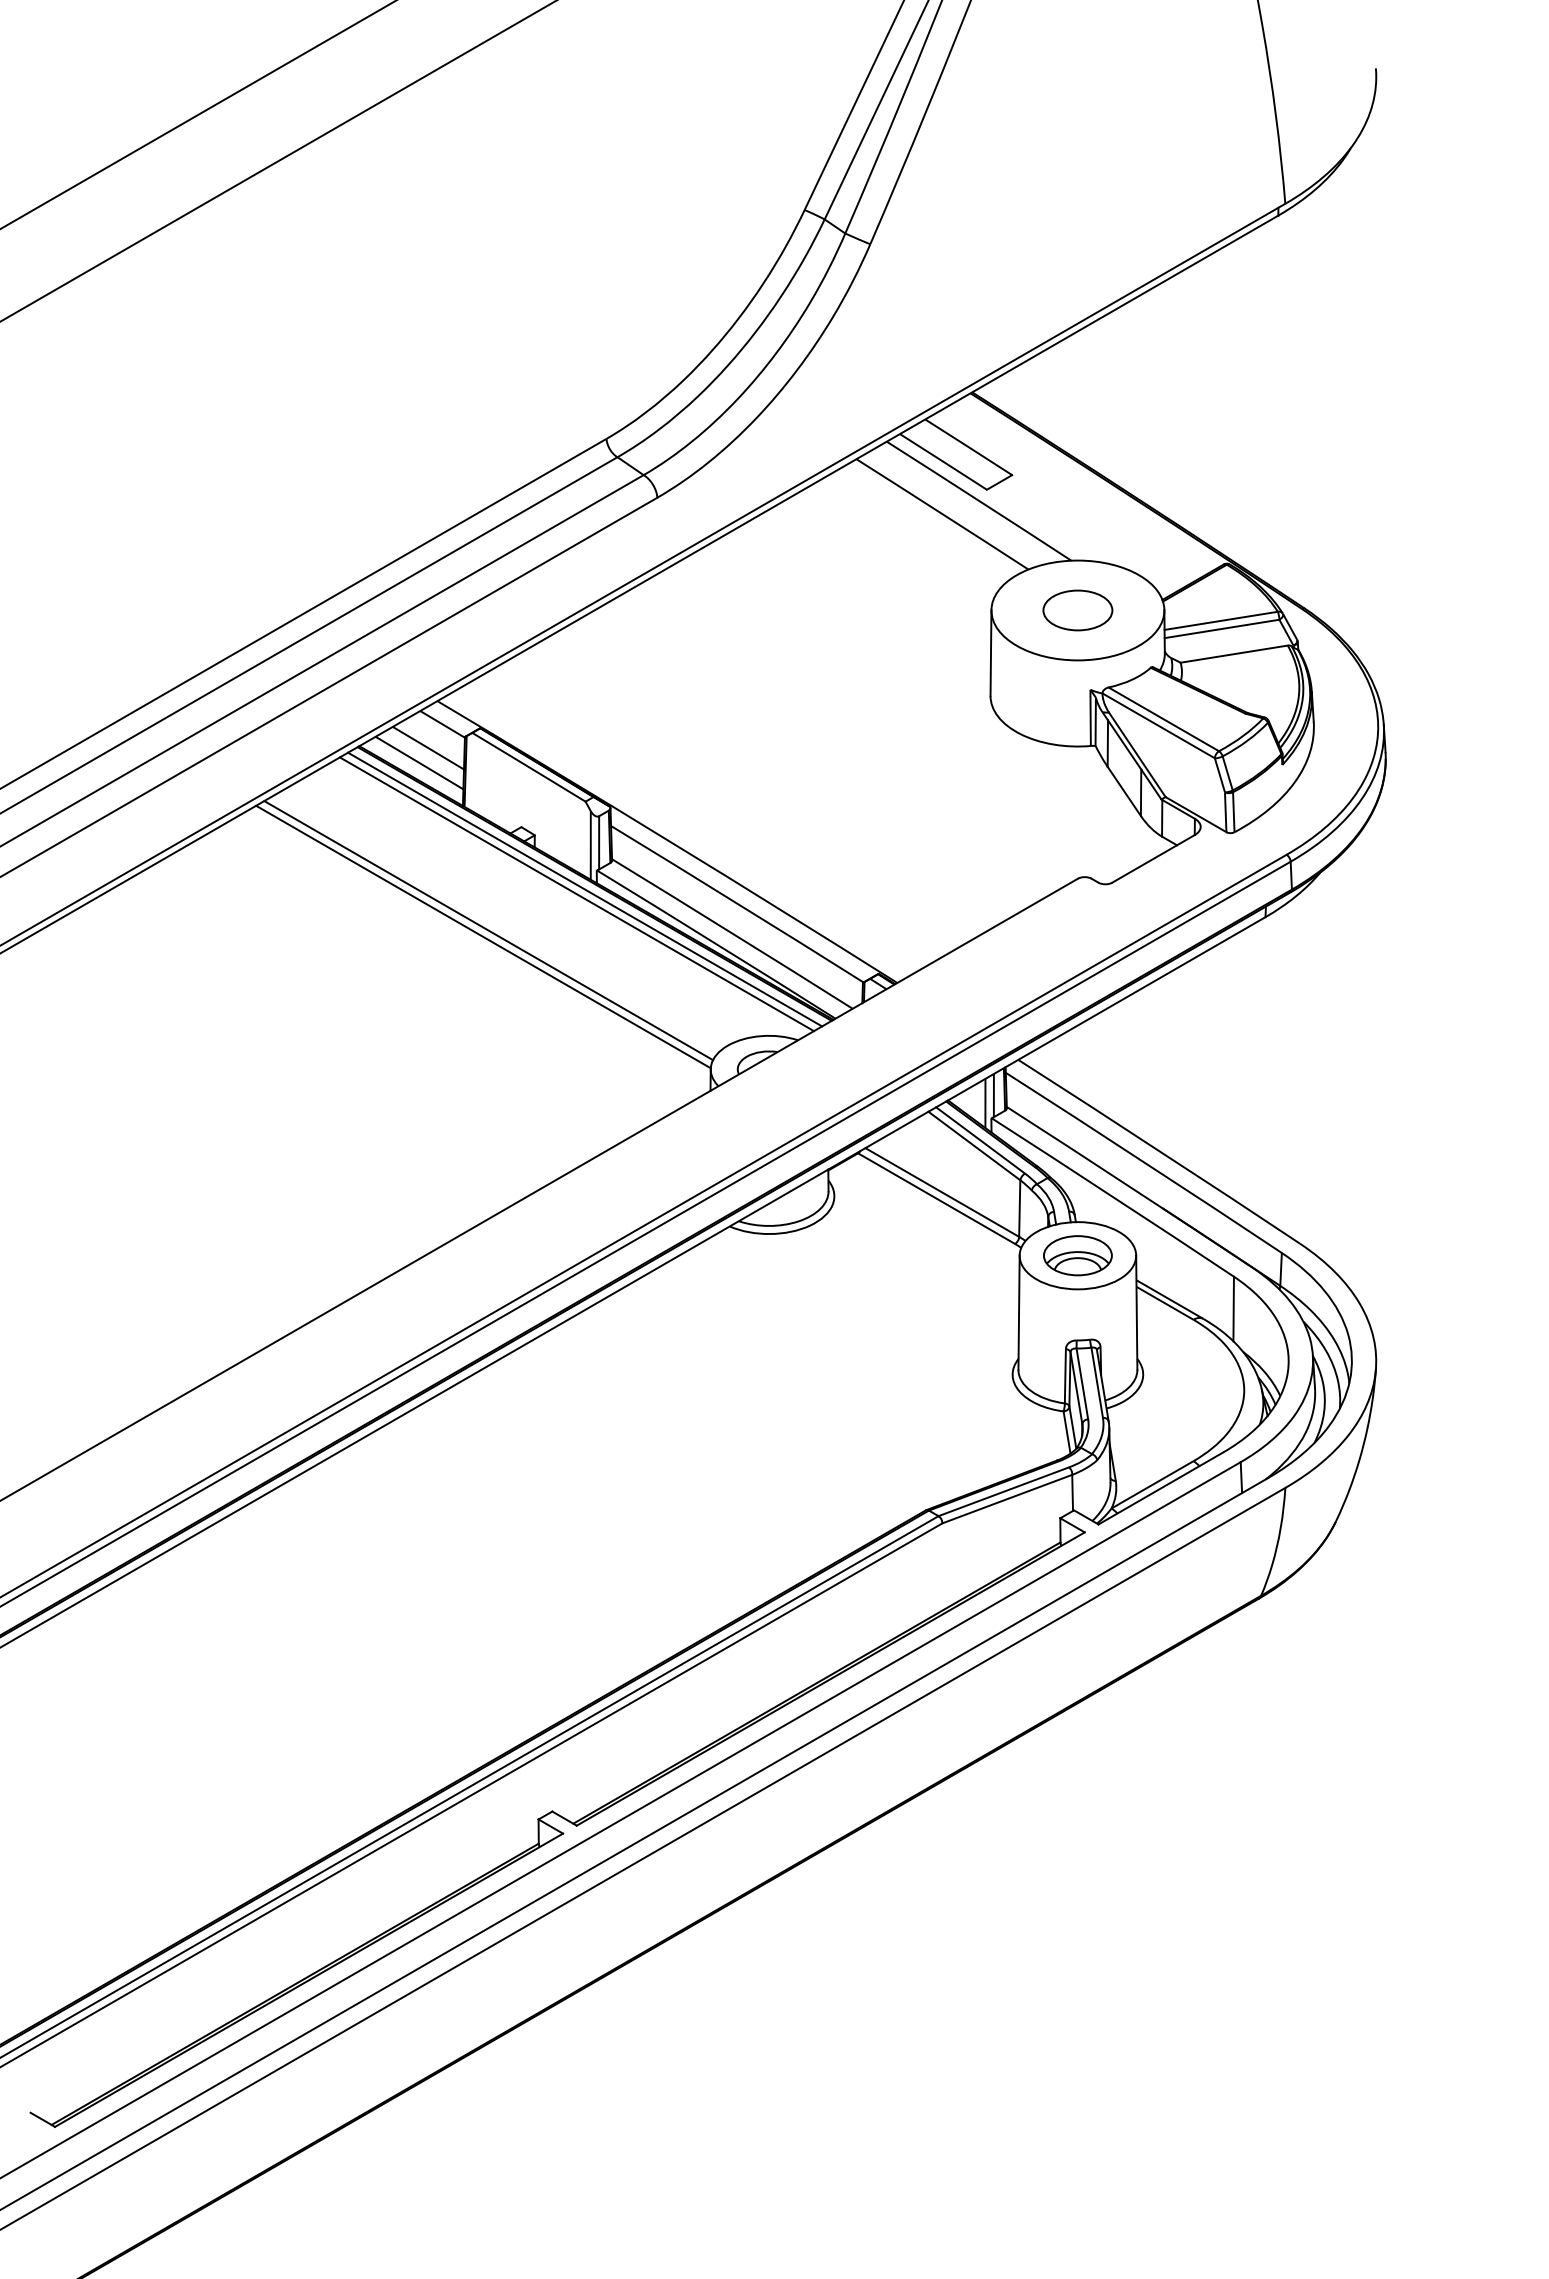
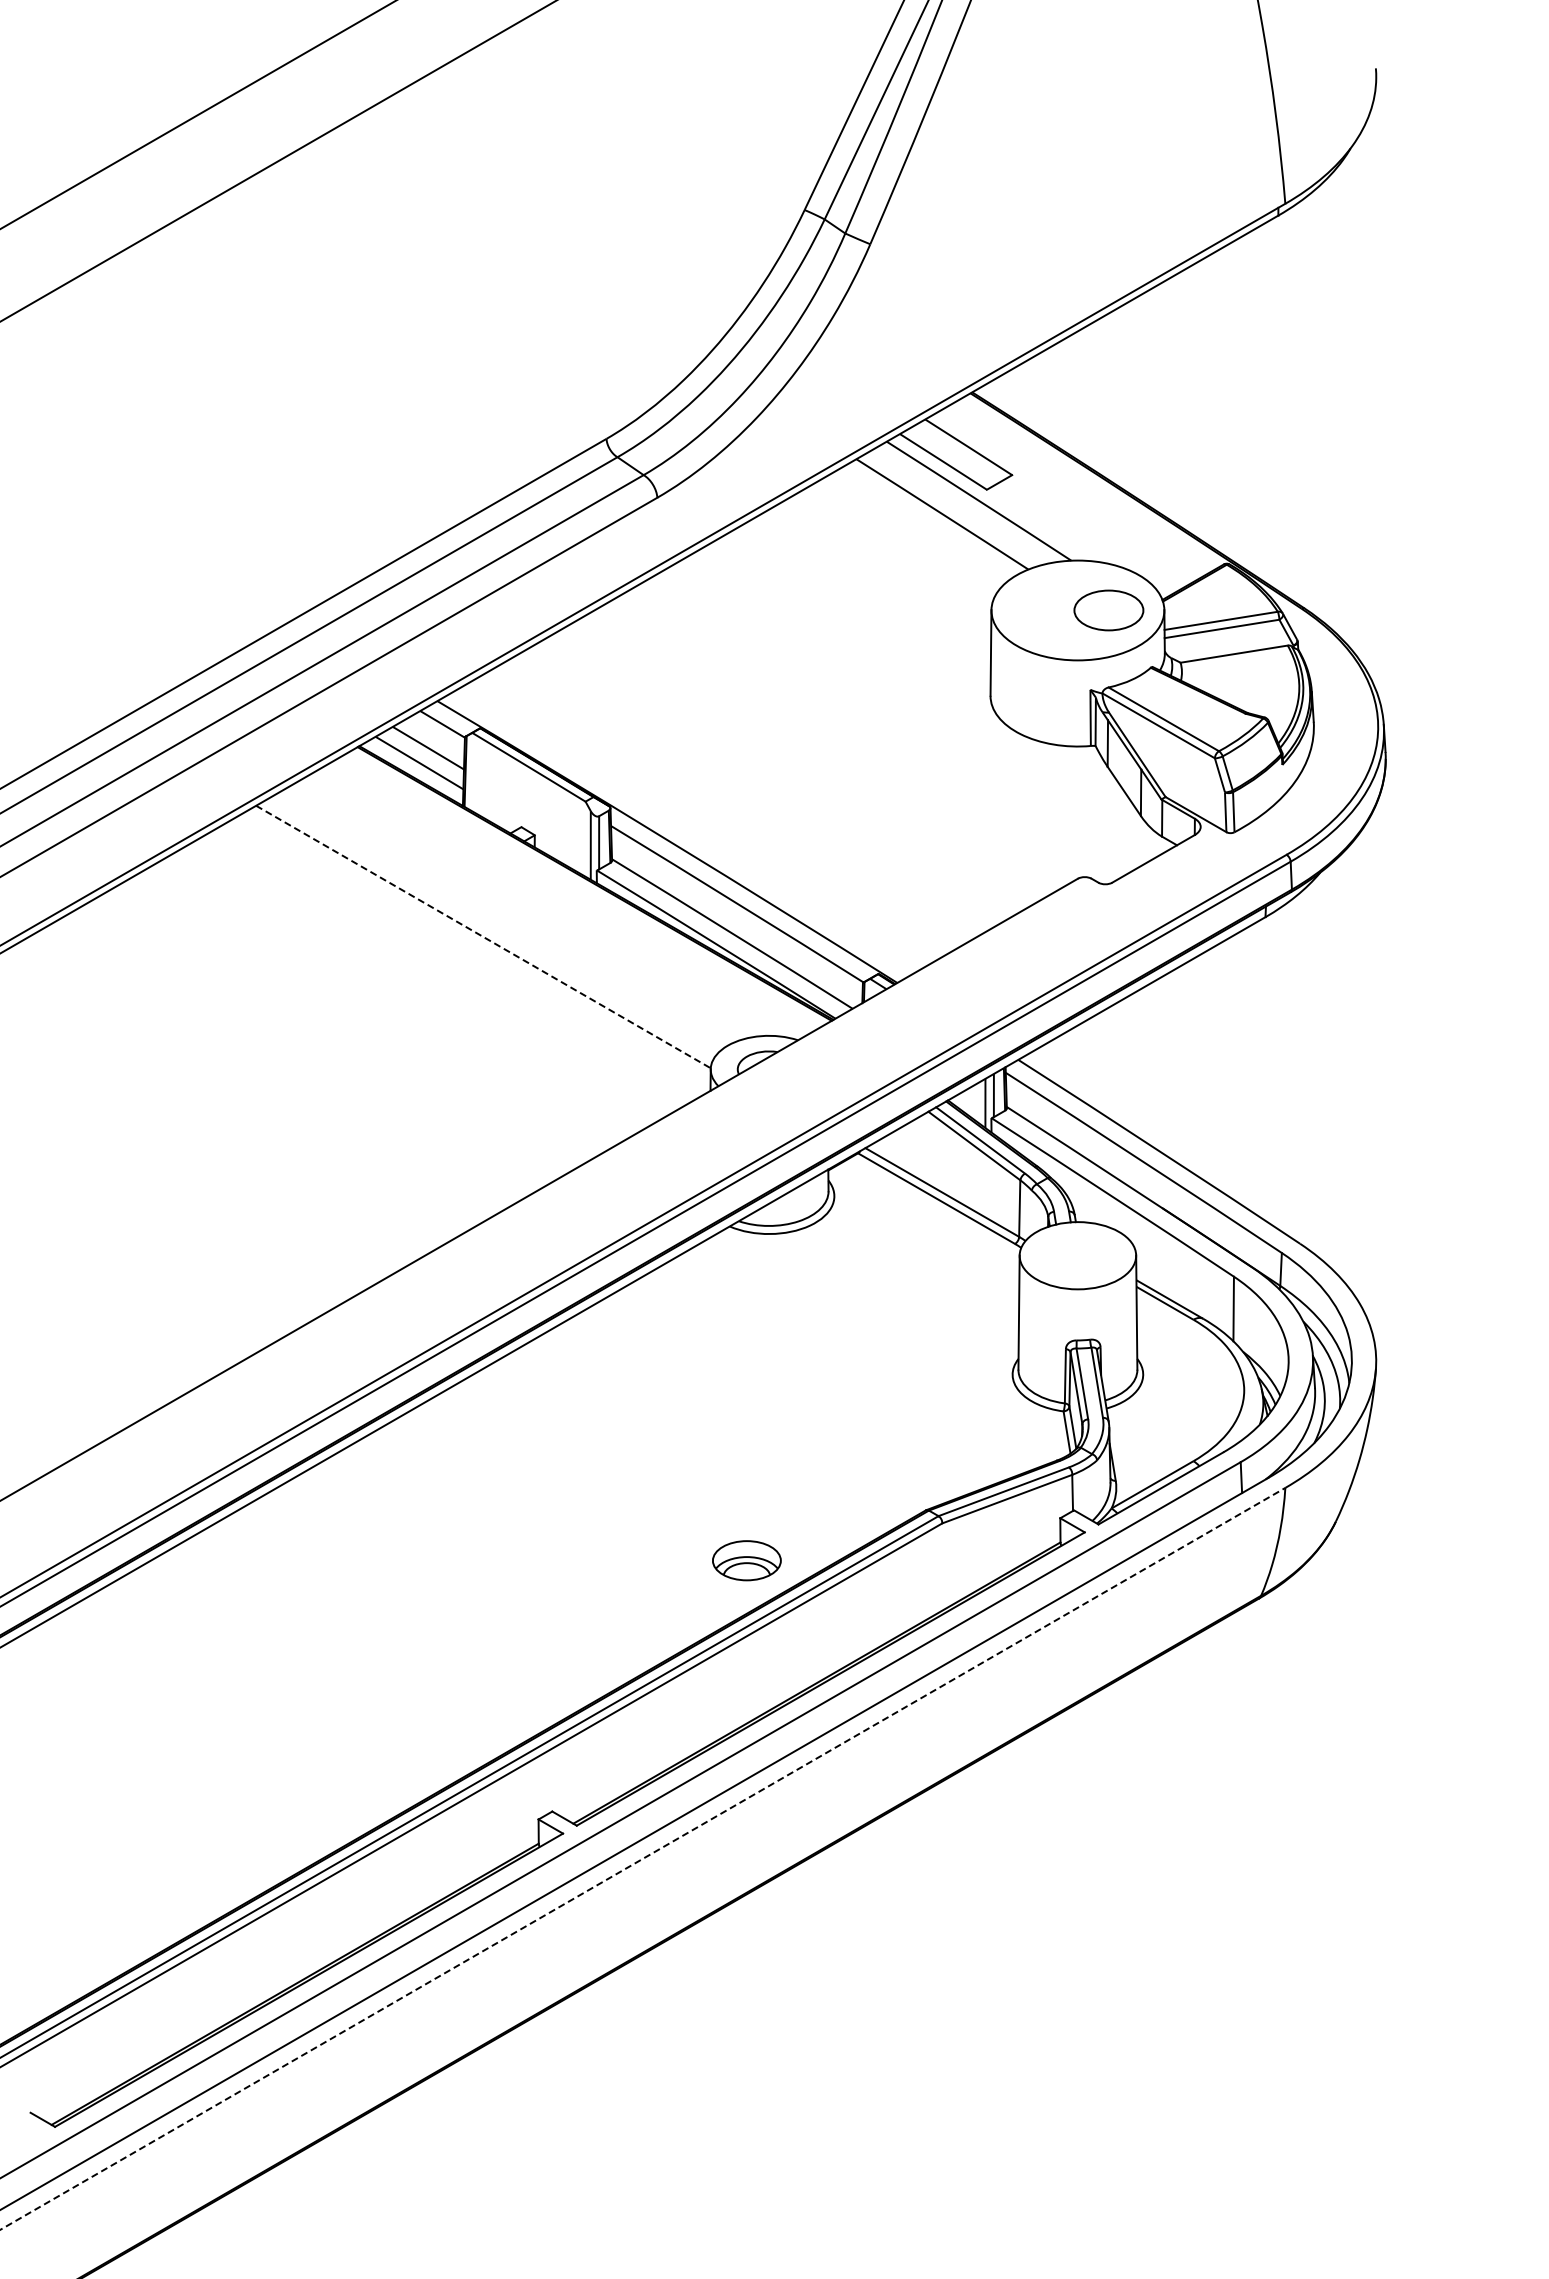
part position: (1077, 610) -> (1108, 610) (1108, 610)
line: present -> none (585, 889)
line: present -> none (576, 894)
line: present -> none (488, 930)
line: solid -> dashed (483, 937)
part position: (1077, 1255) -> (746, 1560) (746, 1560)
line: solid -> dashed (642, 1858)
